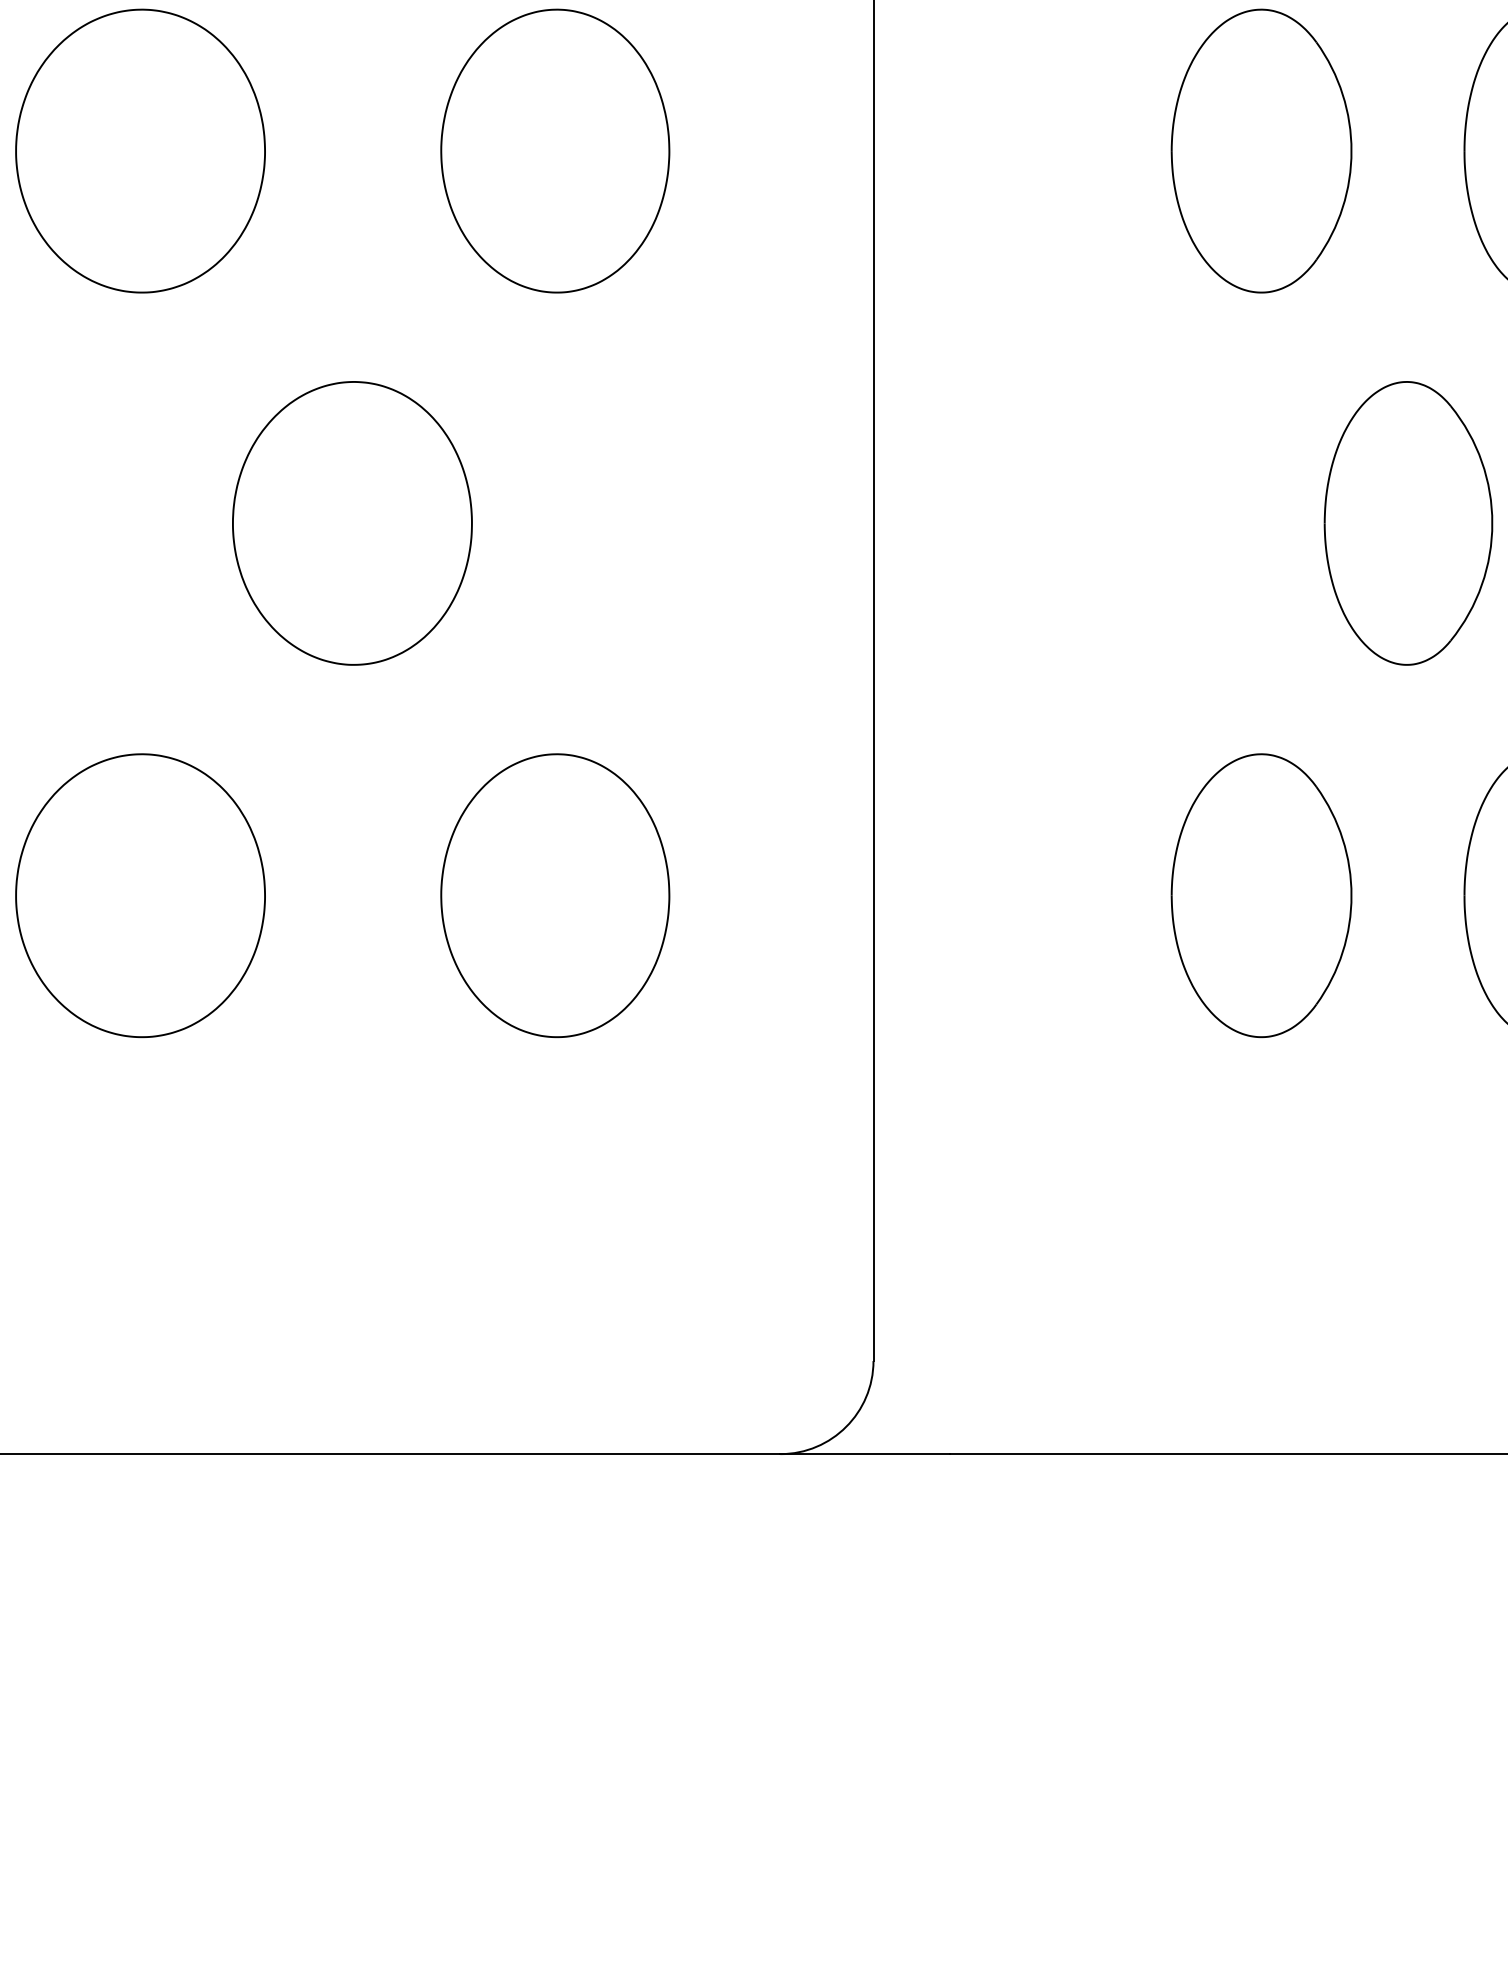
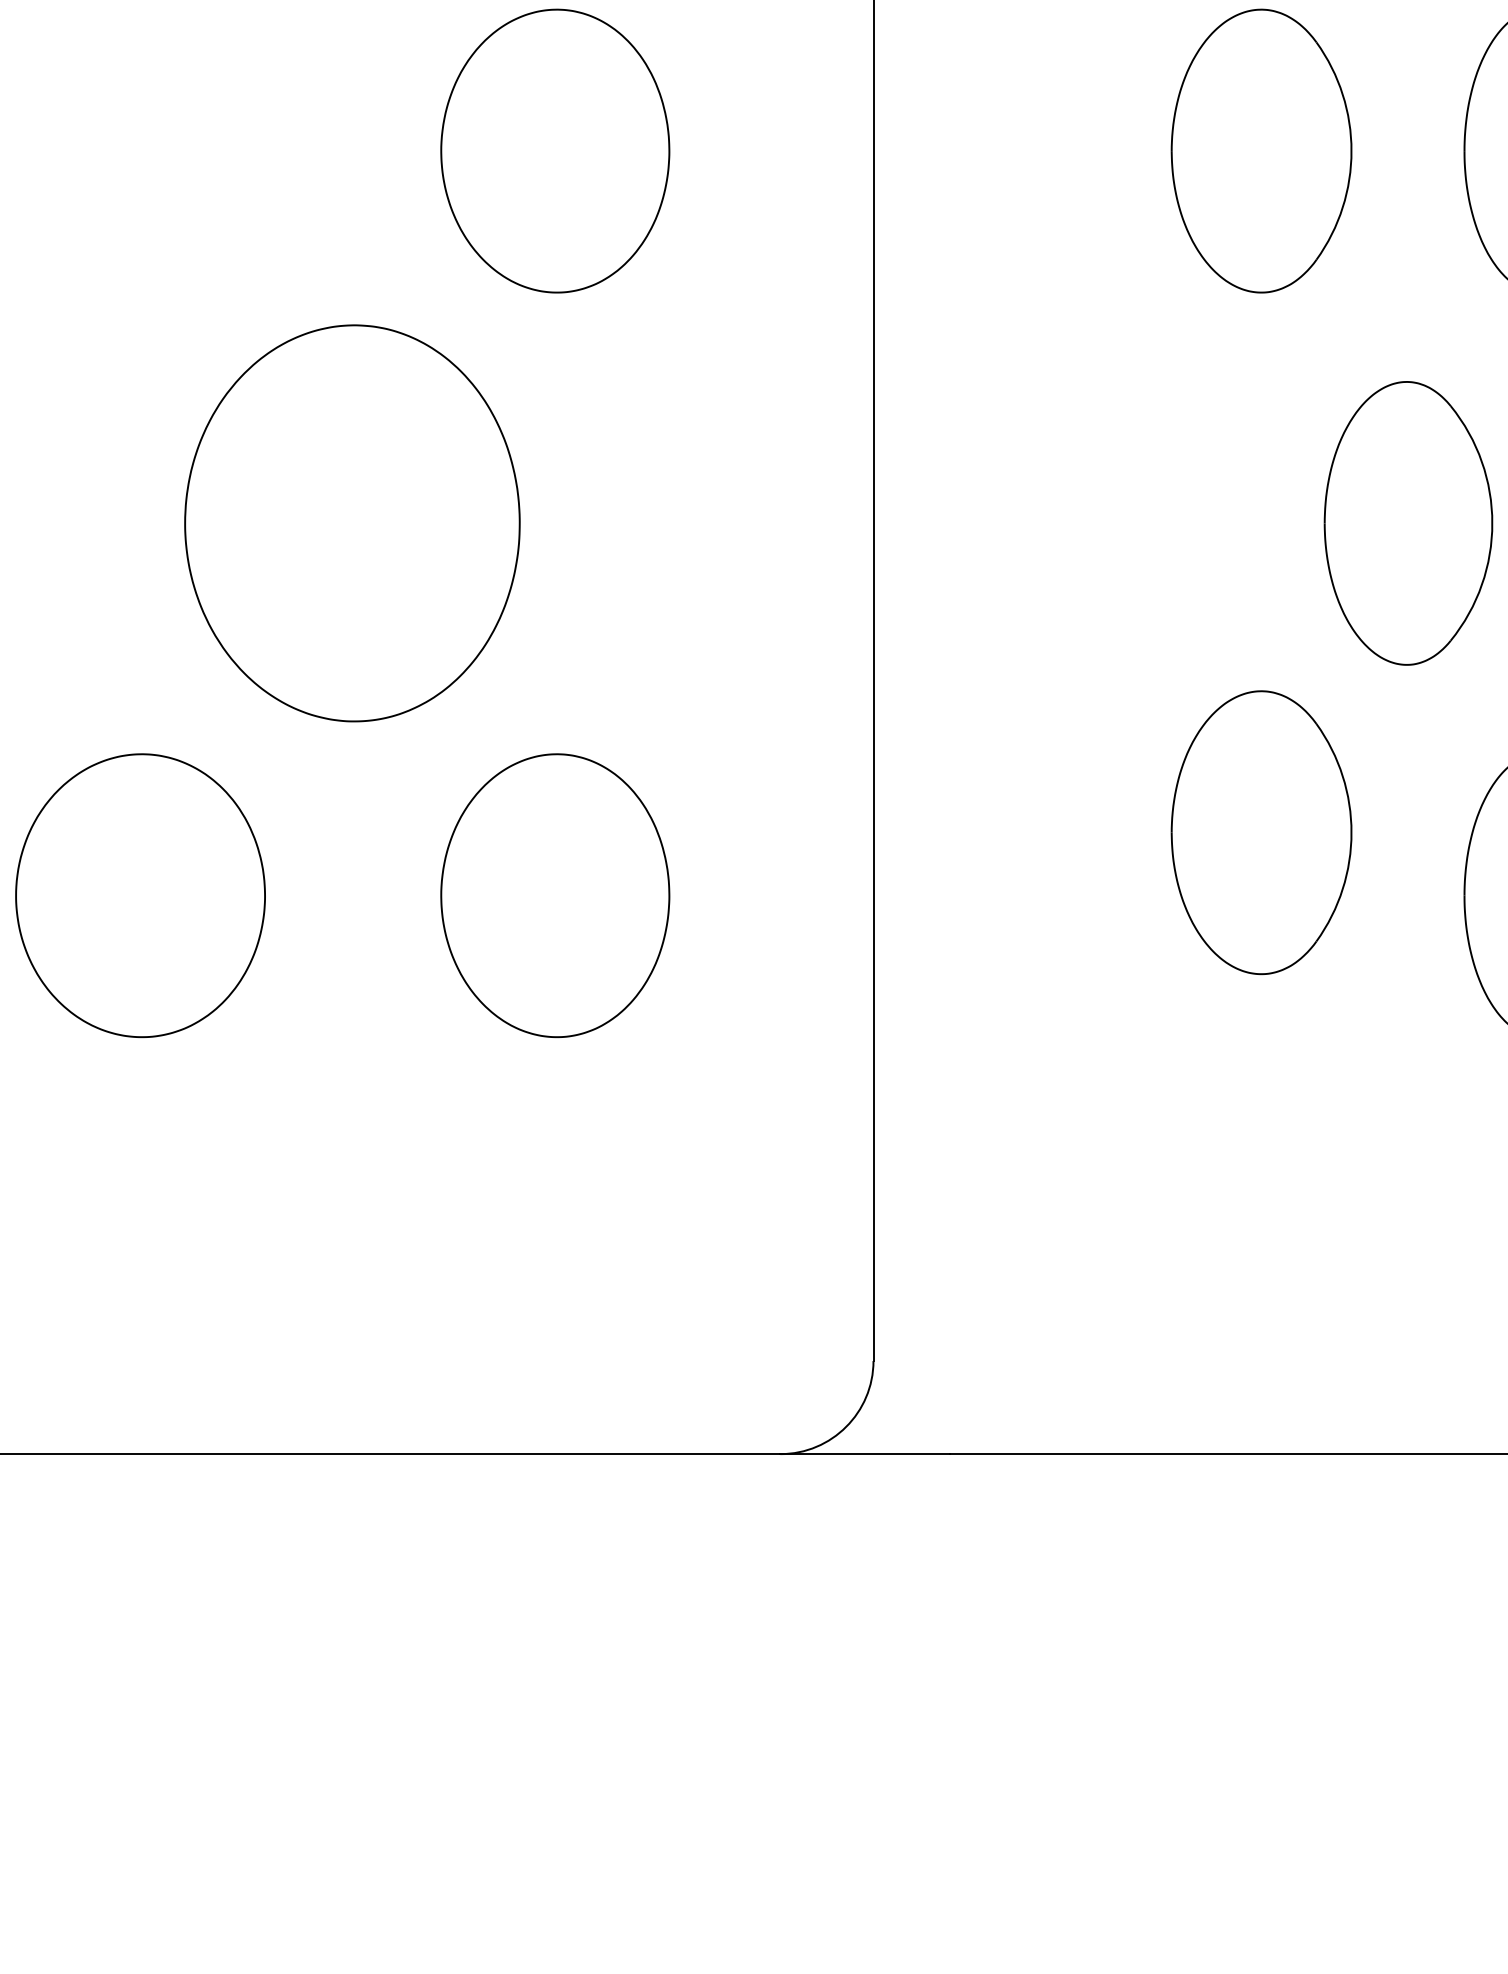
part: present -> none (140, 150)
part size: 241x285 px -> 337x399 px (352, 523)
part position: (1261, 895) -> (1261, 832) (1261, 832)
